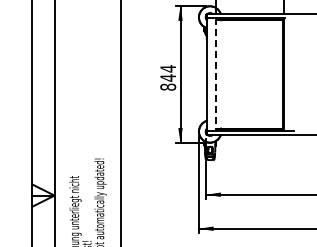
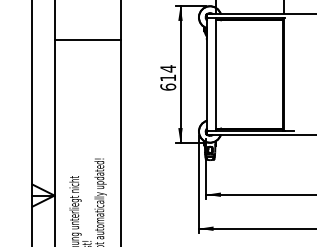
line: none -> present (87, 39)
line: dashed -> solid (216, 74)
text: 844 -> 614 (167, 82)
